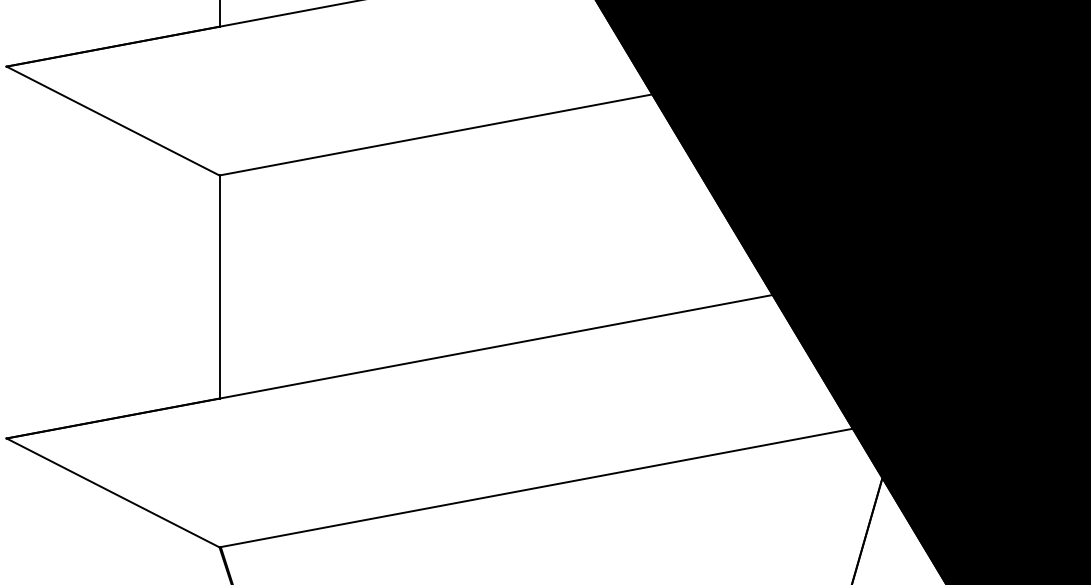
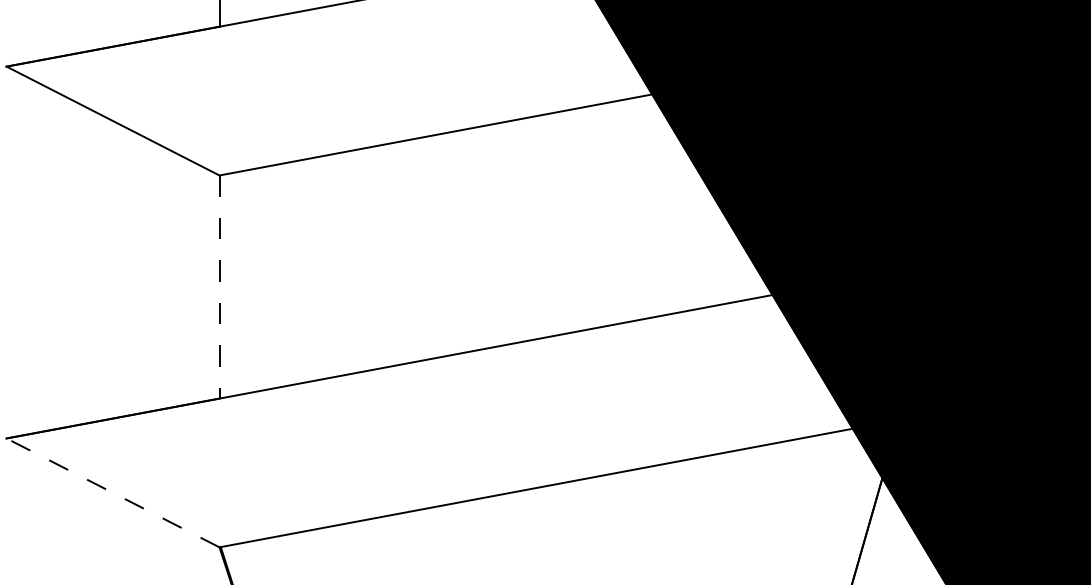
line: solid -> dashed (219, 287)
line: solid -> dashed (113, 492)
